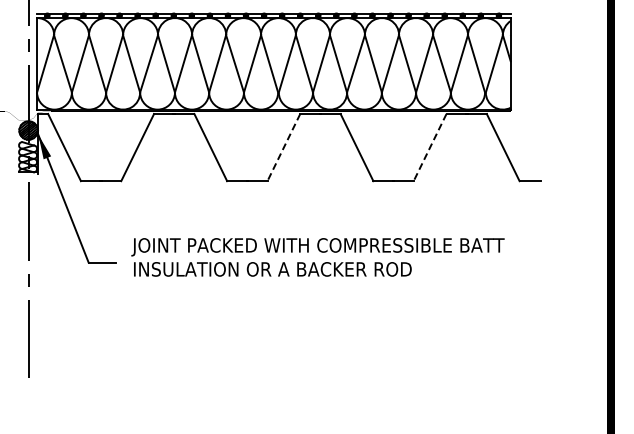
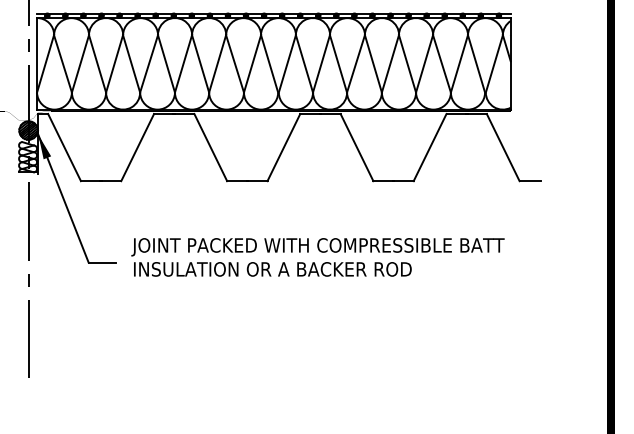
line: dashed -> solid (283, 148)
line: dashed -> solid (429, 148)
